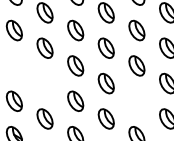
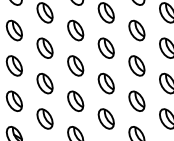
part: none -> present (13, 65)
part: none -> present (44, 83)
part: none -> present (136, 100)
